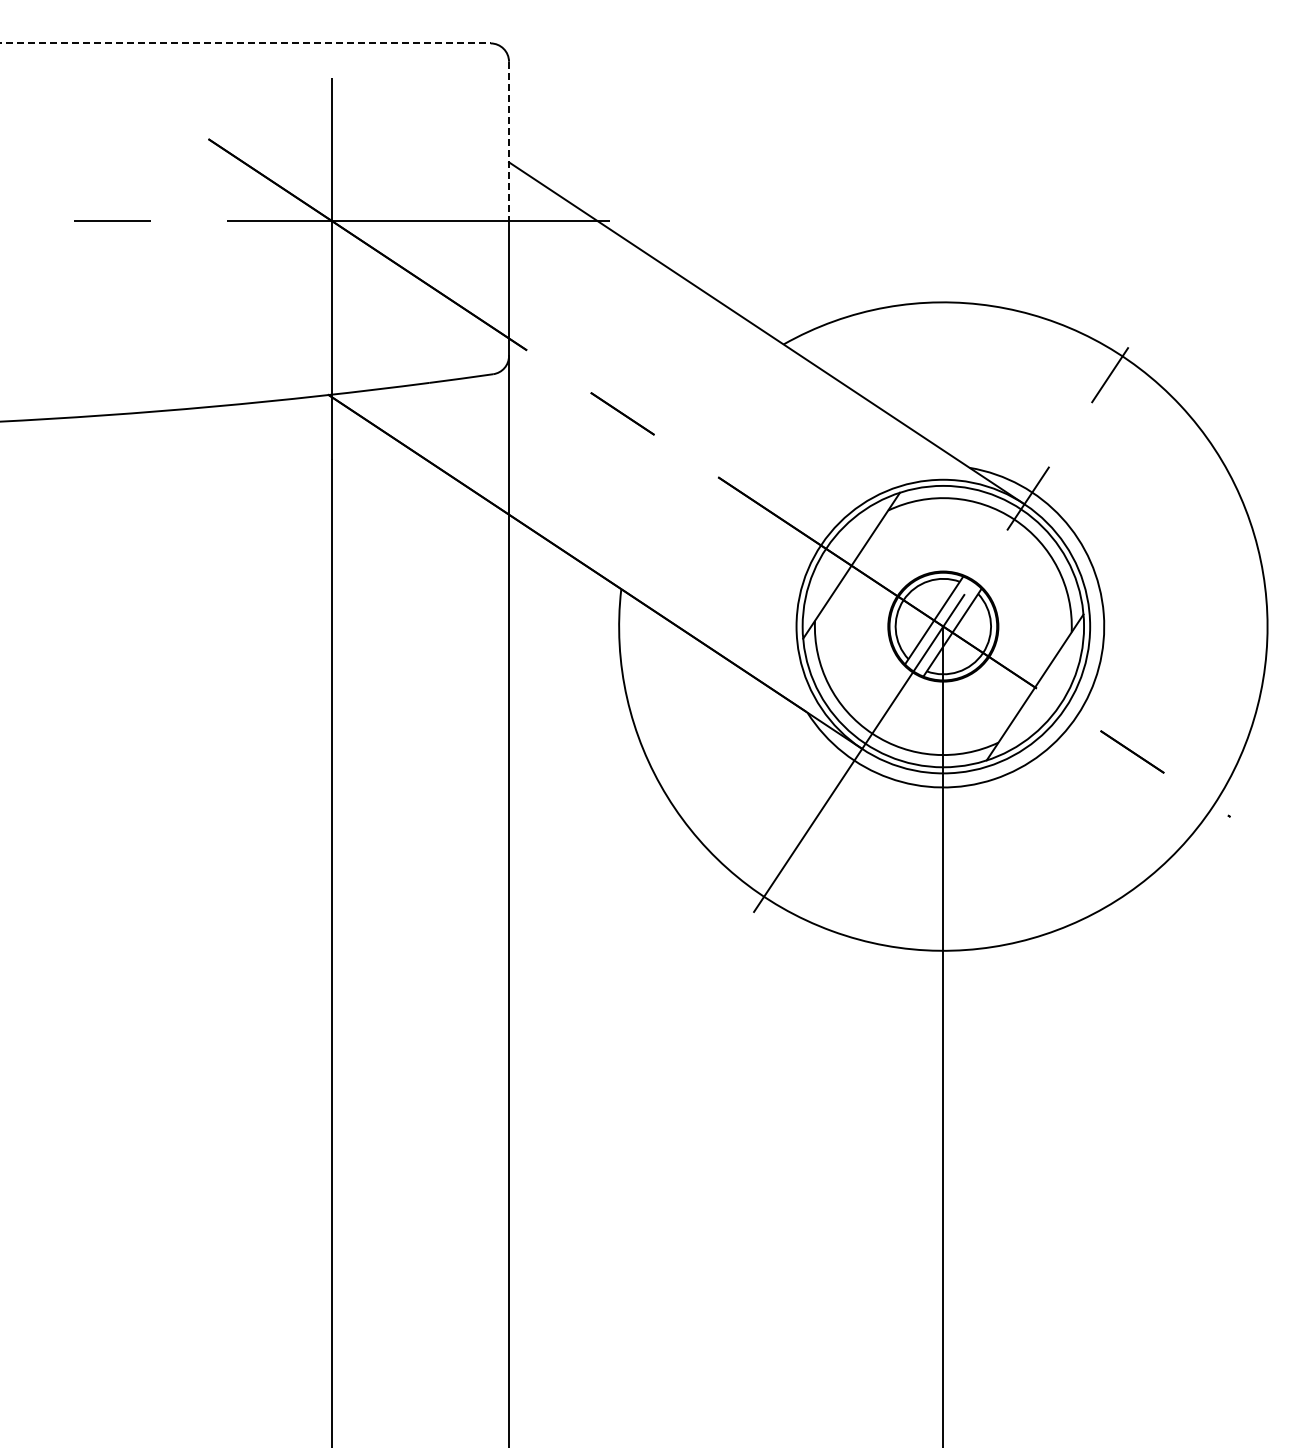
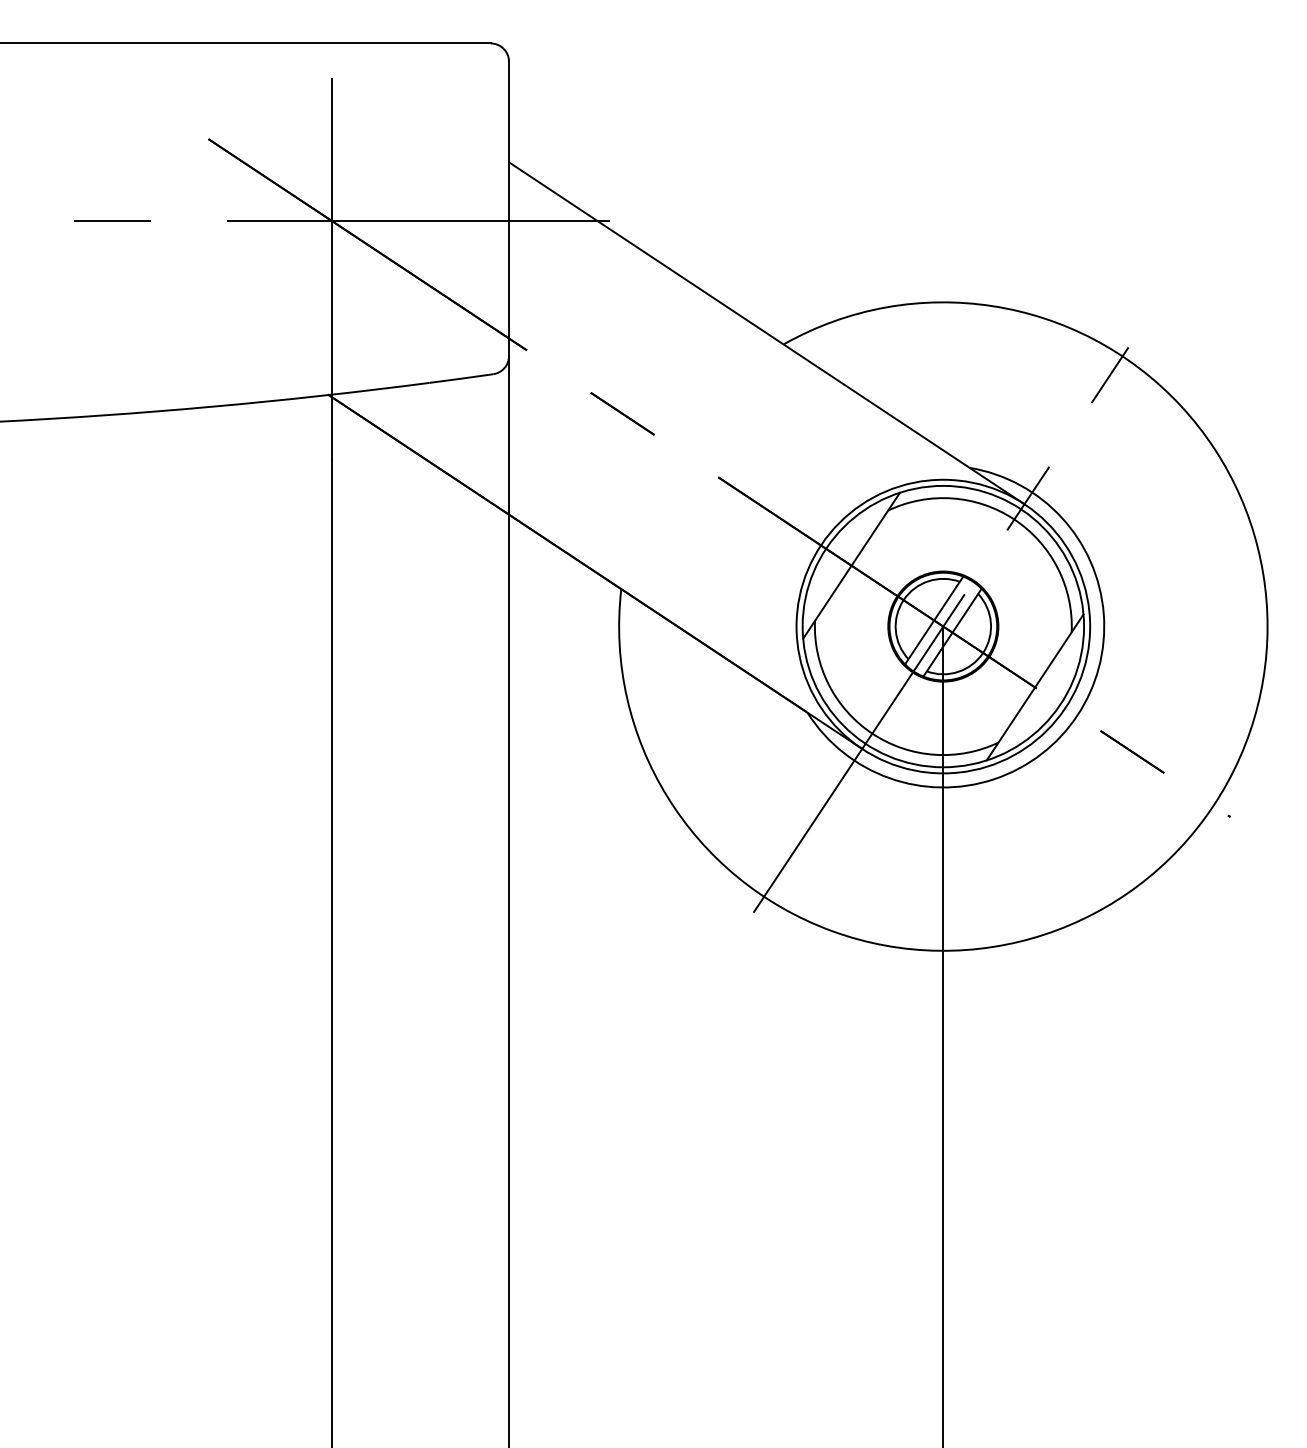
line: dashed -> solid (245, 43)
line: dashed -> solid (509, 141)
